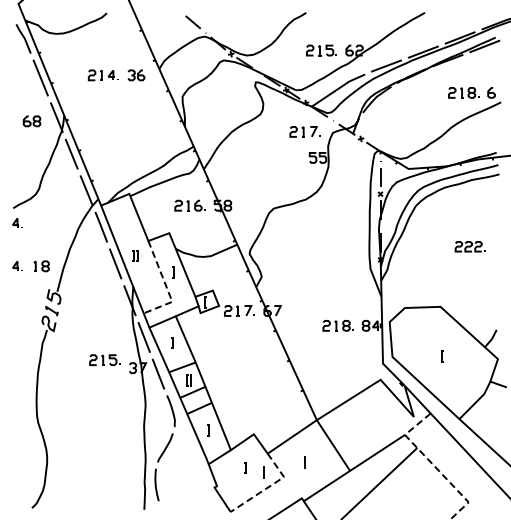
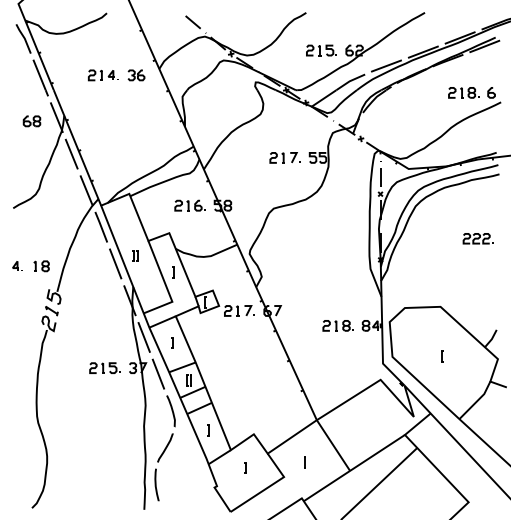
part position: (304, 131) -> (284, 157) (284, 157)
part: present -> none (17, 222)
part position: (469, 246) -> (477, 238) (477, 238)
line: dashed -> solid (166, 287)
part position: (104, 359) -> (104, 367) (104, 367)
line: dashed -> solid (433, 465)
line: present -> none (263, 472)
line: dashed -> solid (269, 486)
